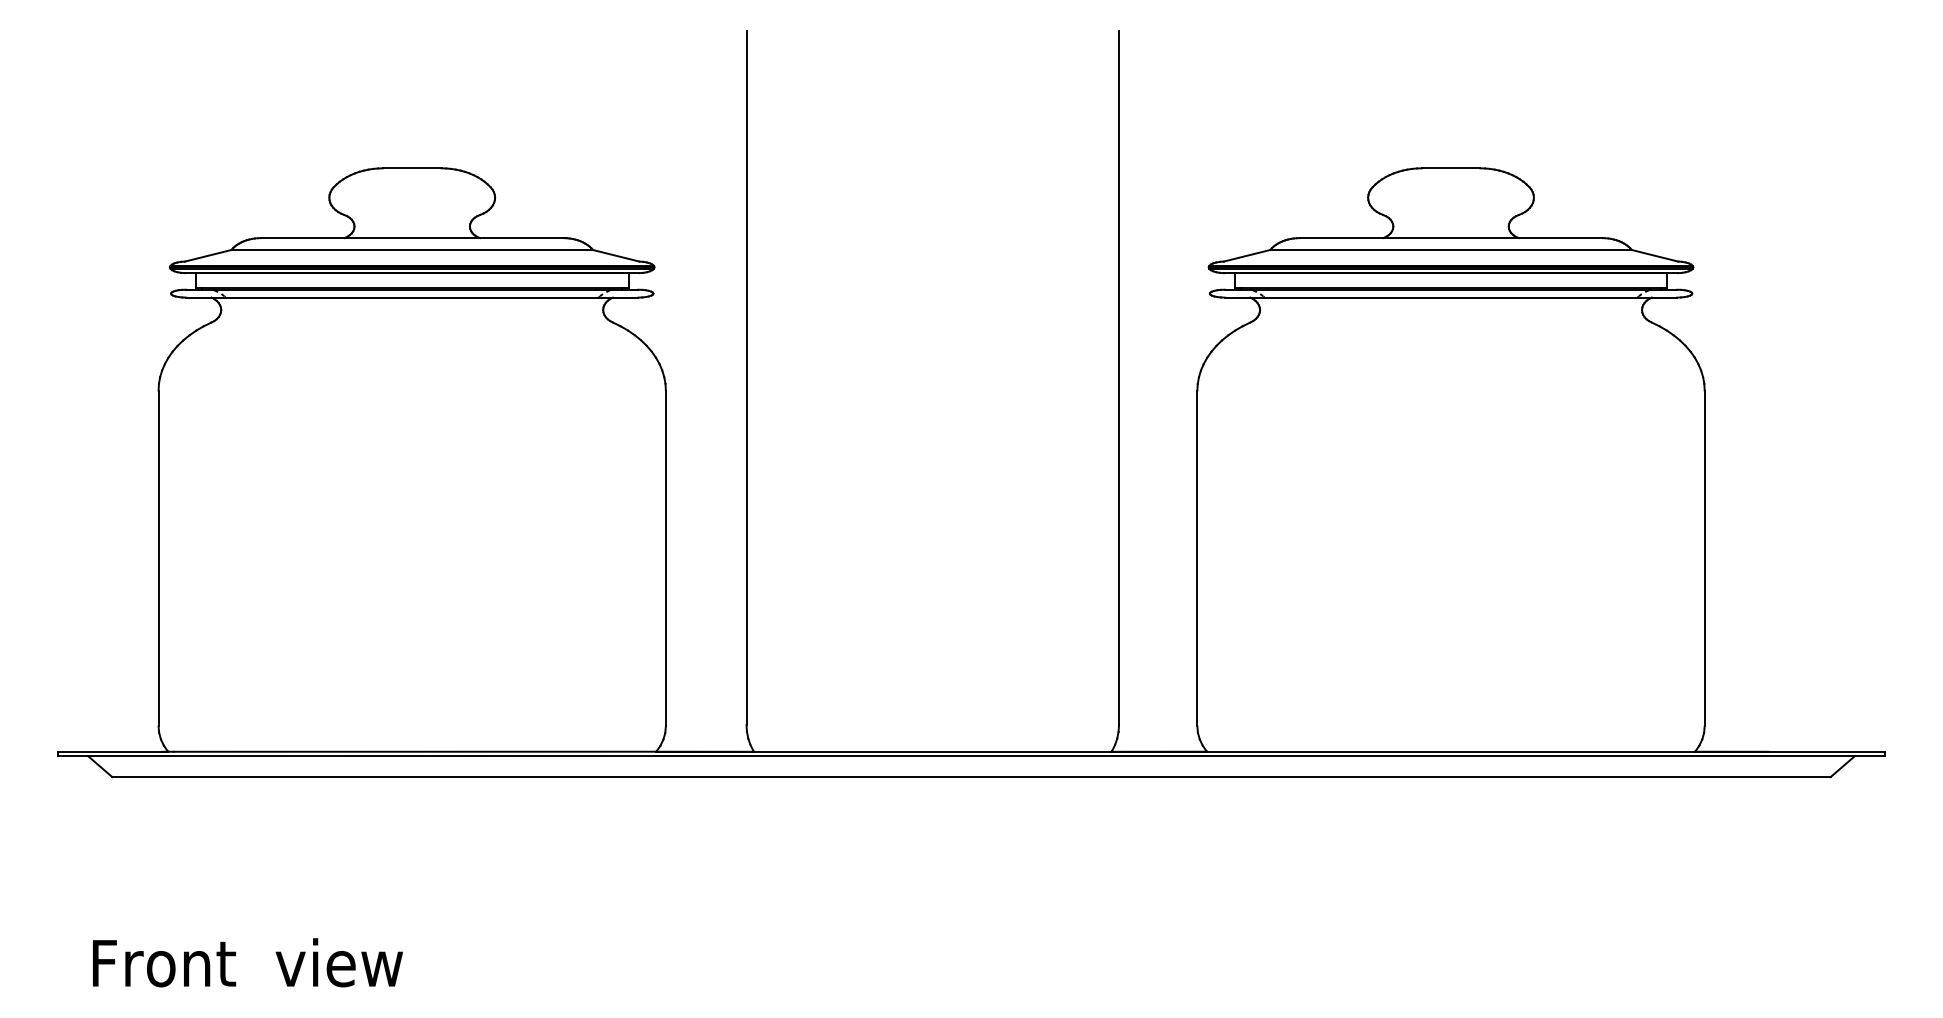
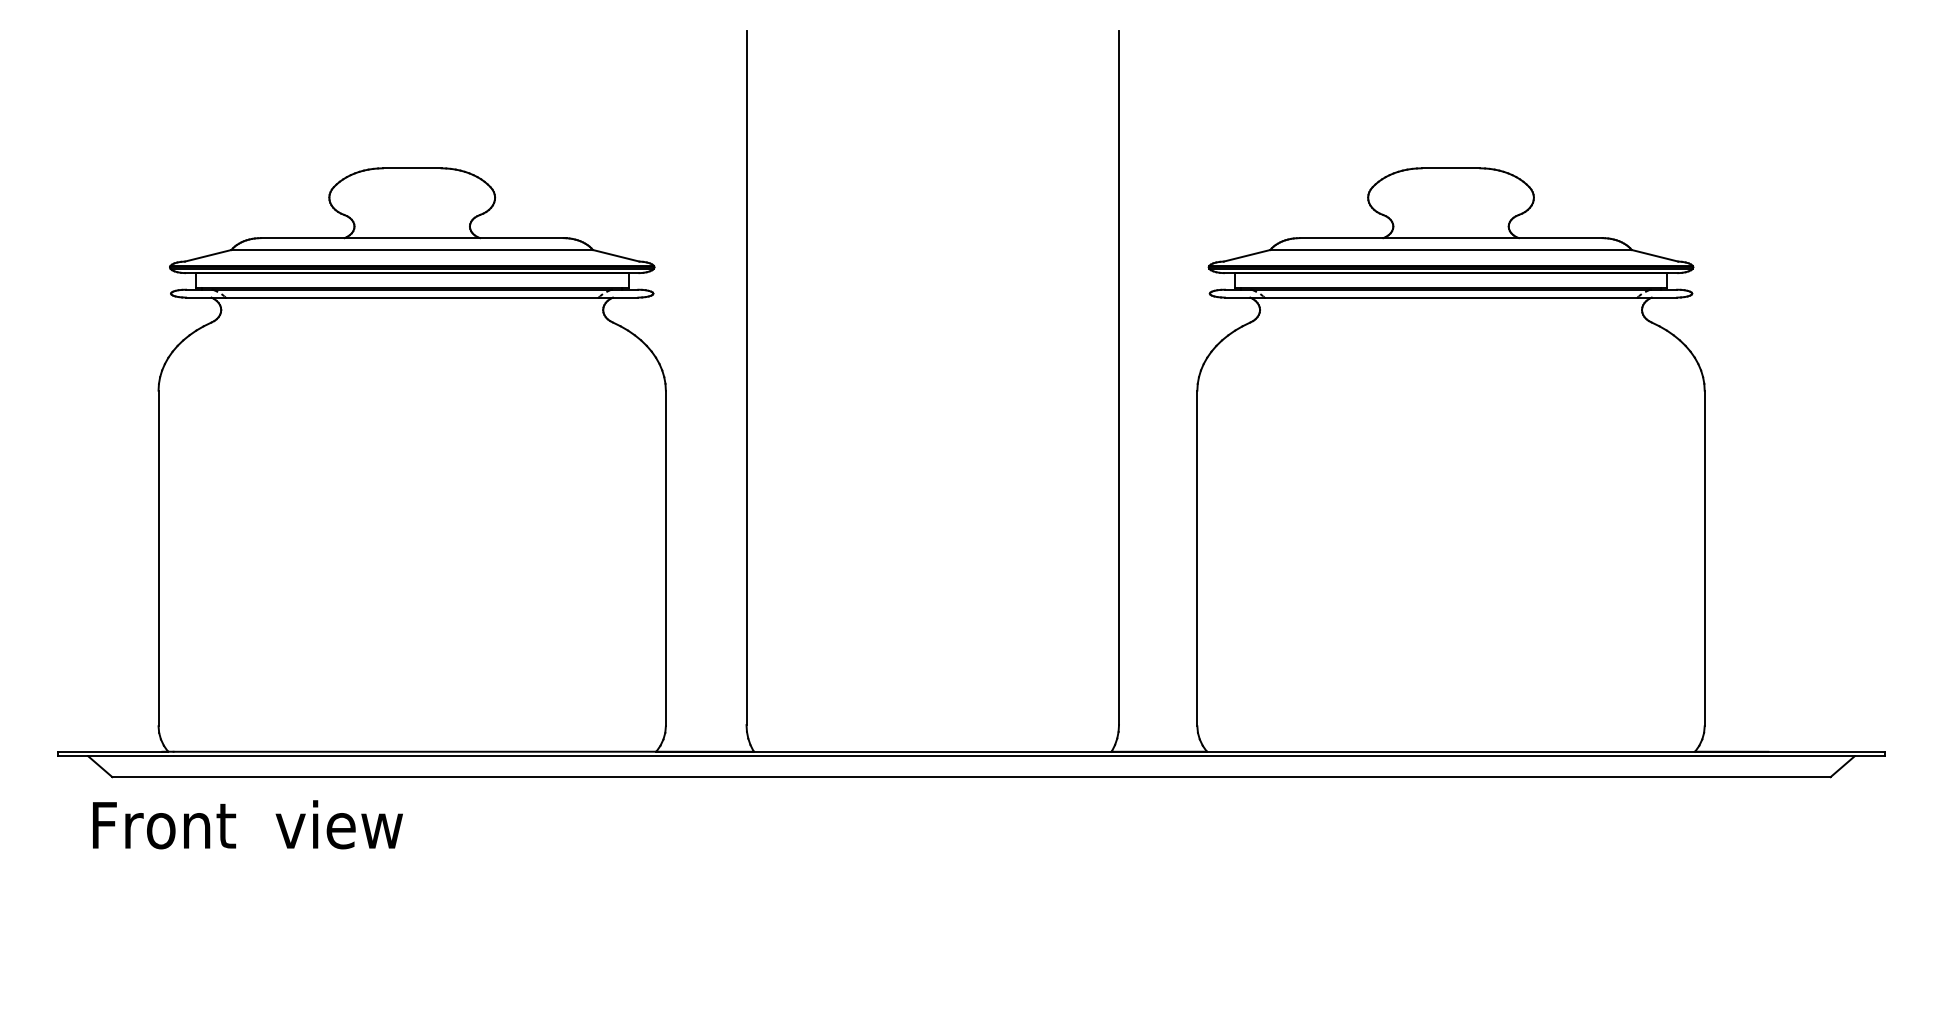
text position: (247, 962) -> (247, 824) (247, 824)
